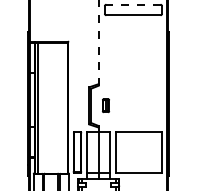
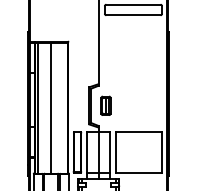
line: dashed -> solid (132, 4)
line: dashed -> solid (98, 43)
part size: 8x15 px -> 12x21 px (105, 105)
line: none -> present (51, 107)
